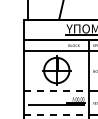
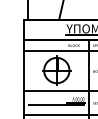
line: dashed -> solid (57, 90)
line: dashed -> solid (57, 114)
